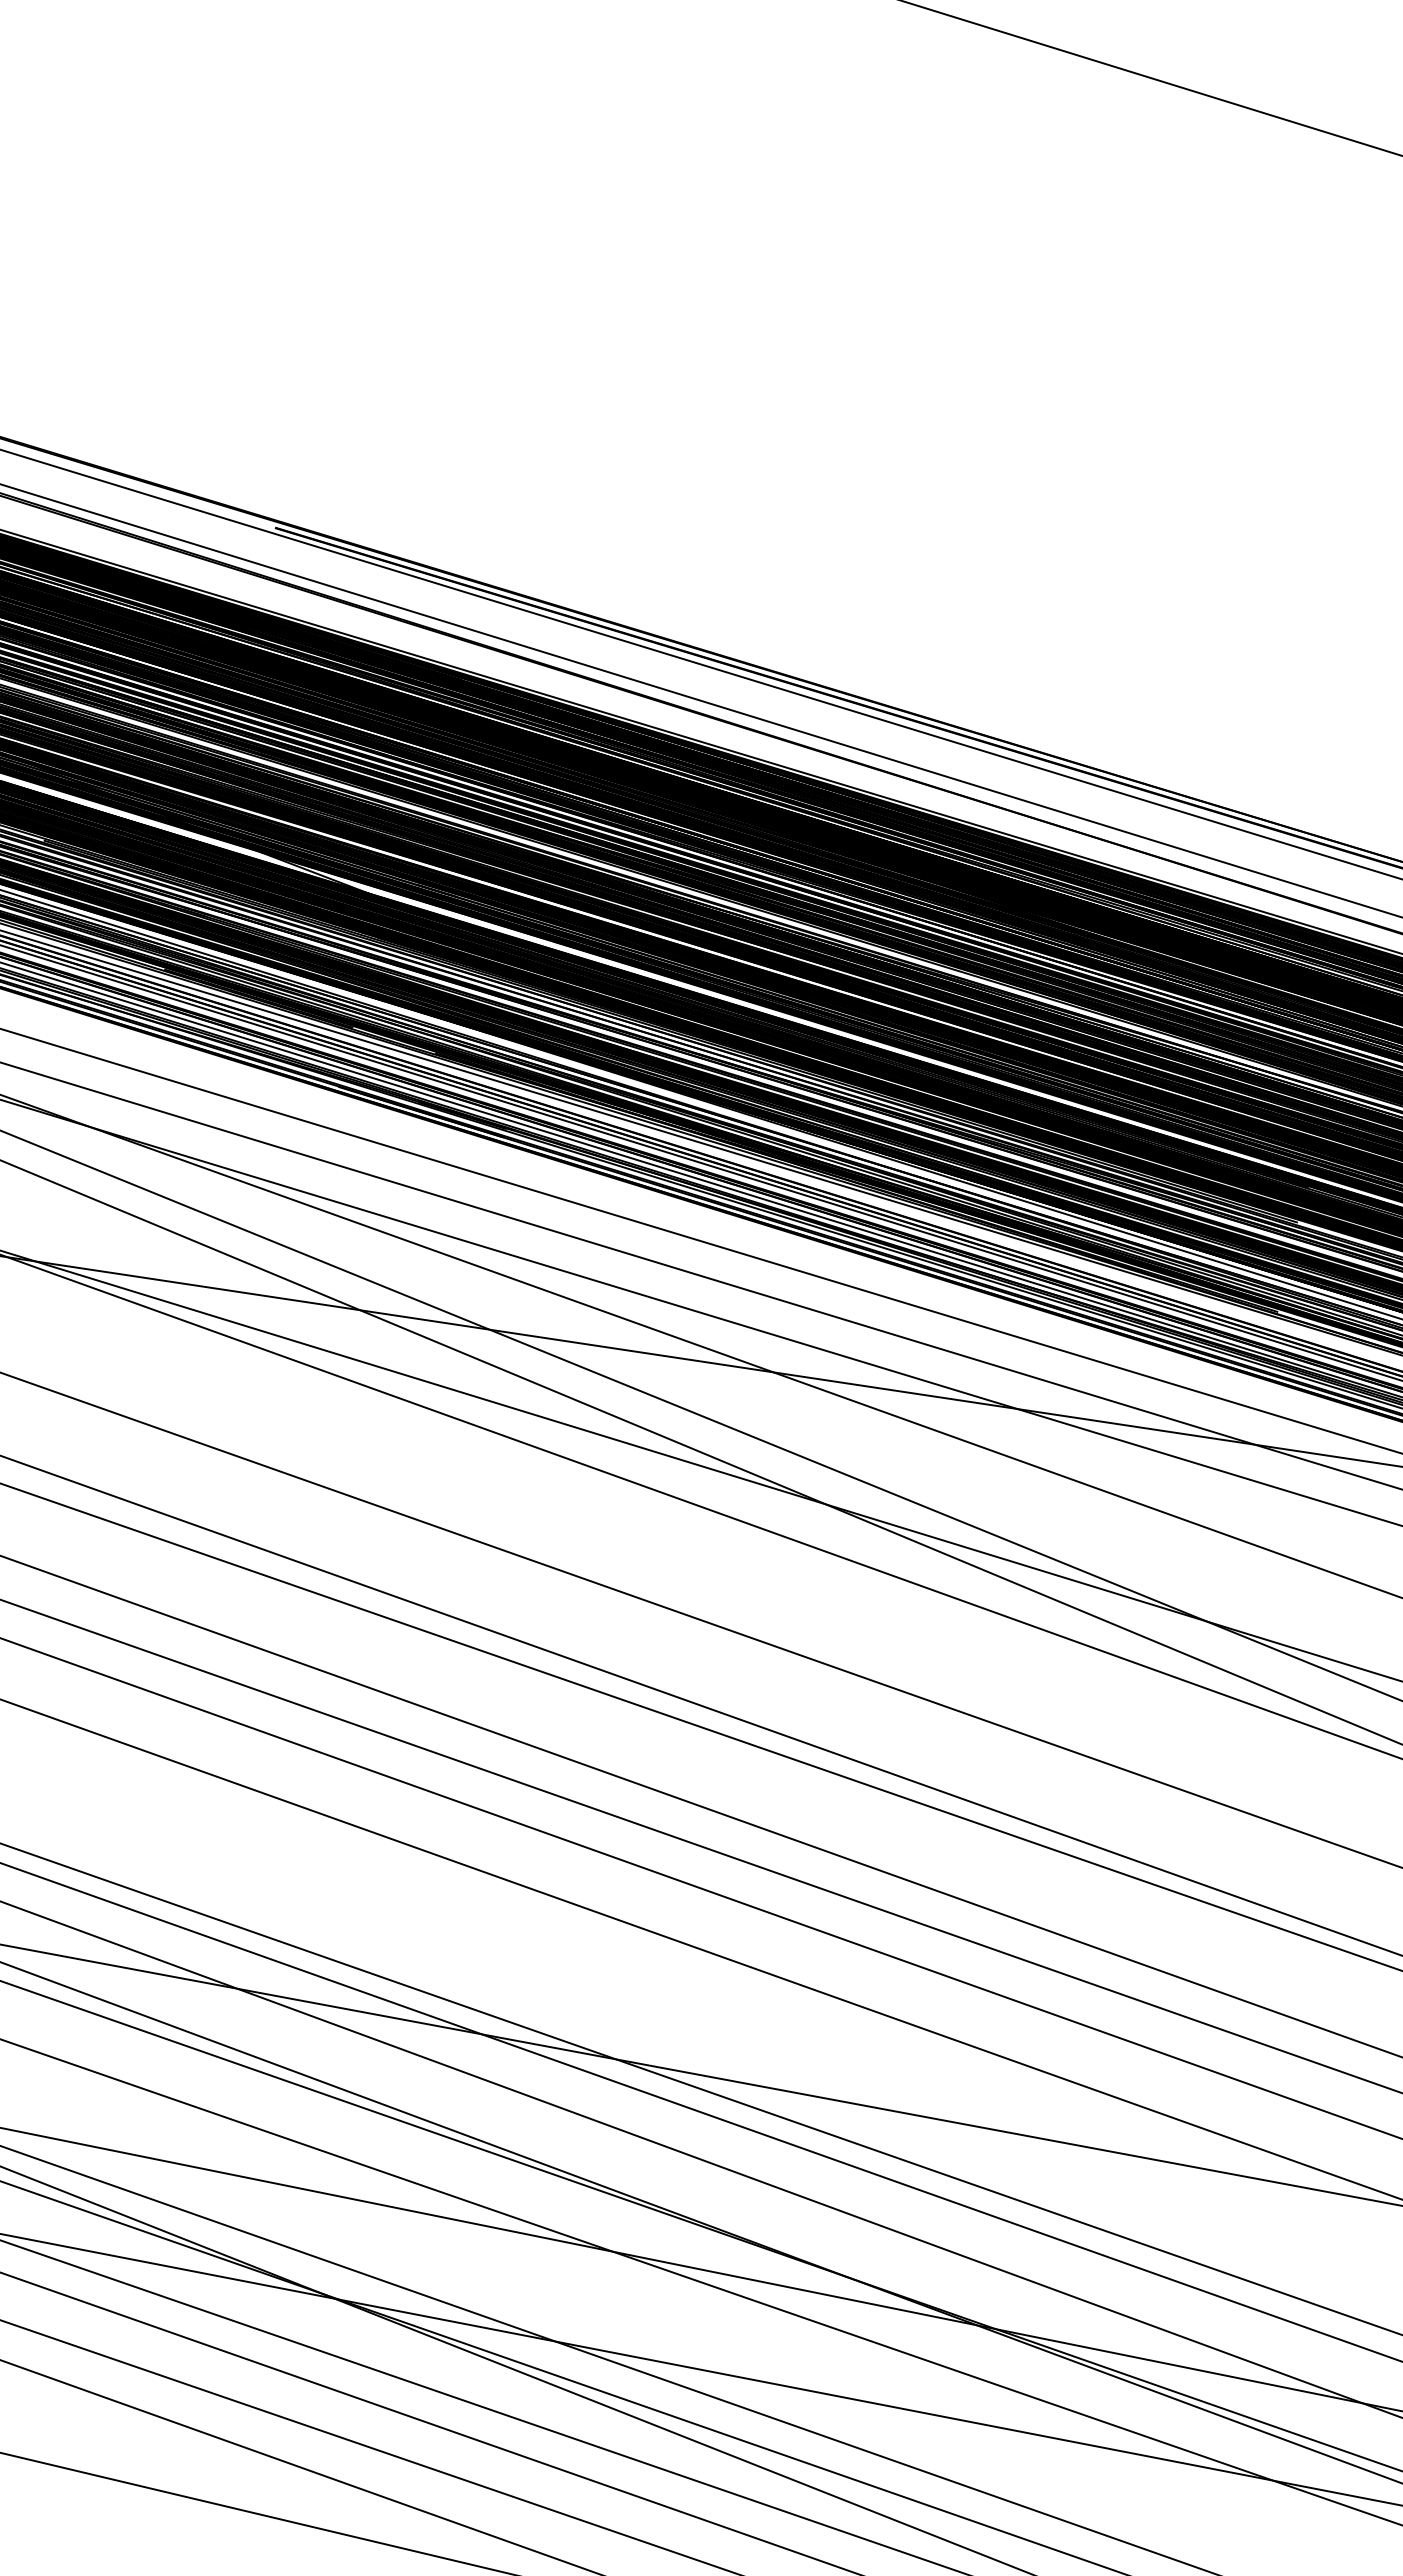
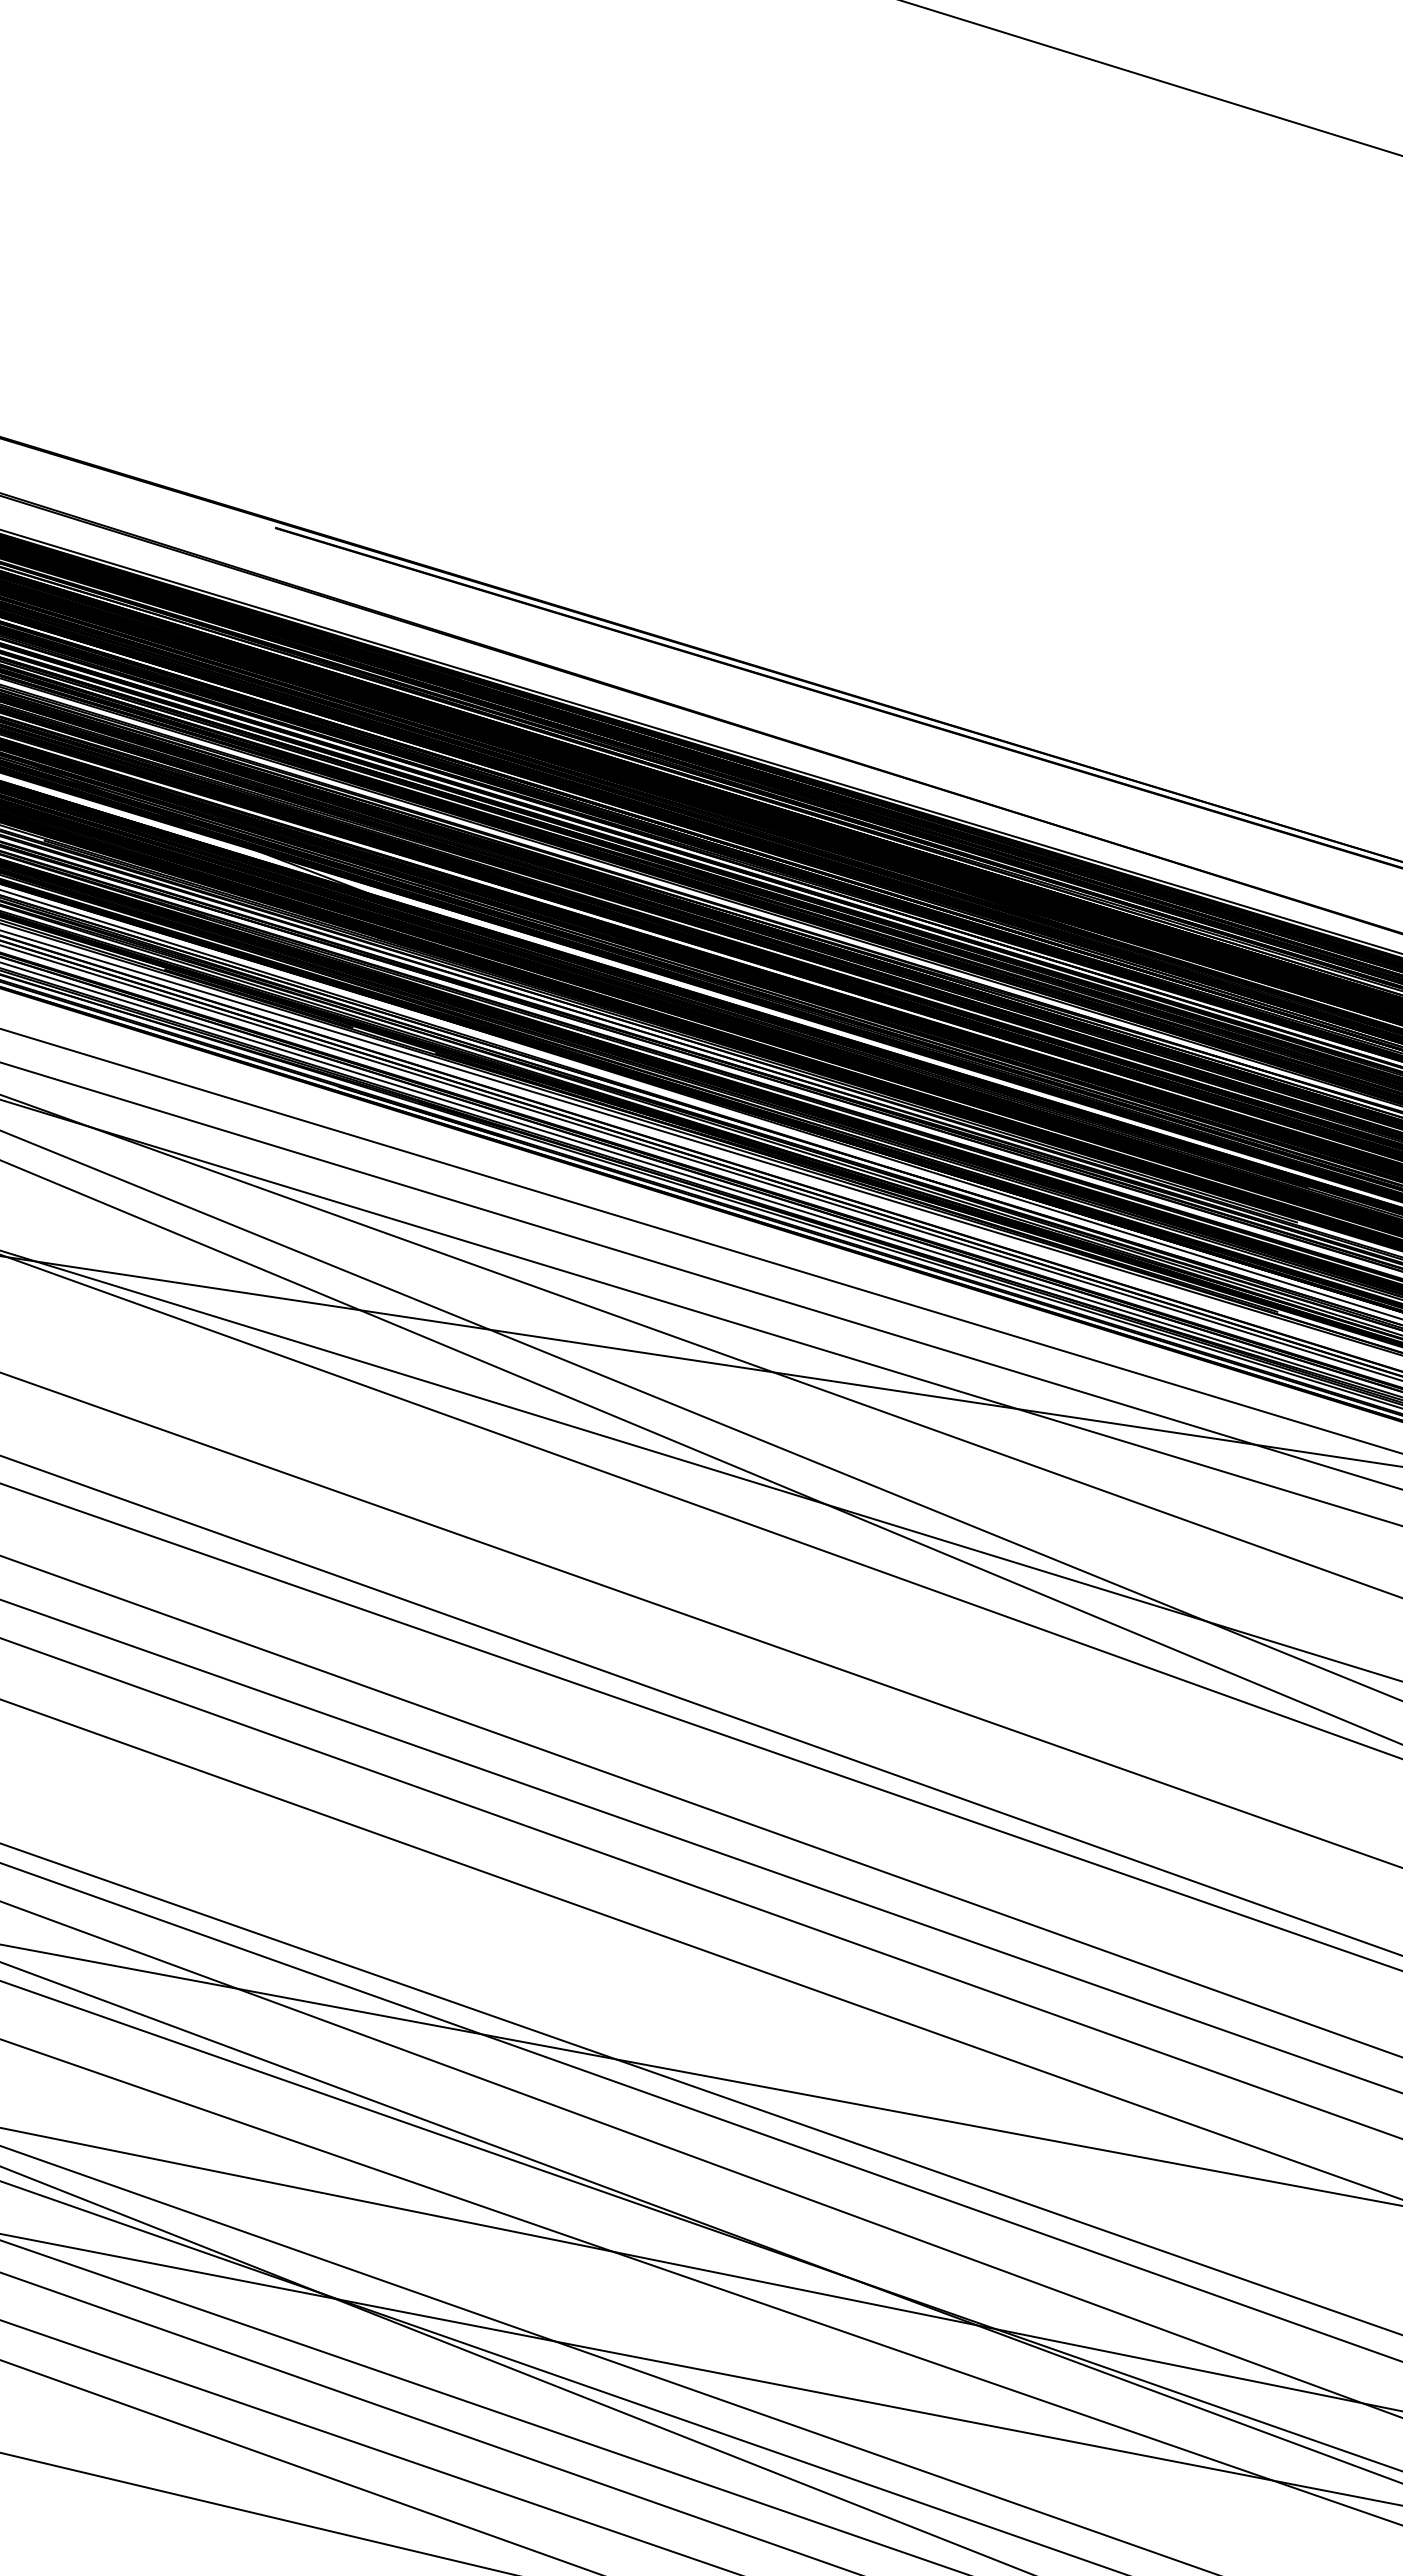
line: present -> none (700, 664)
line: present -> none (700, 700)
